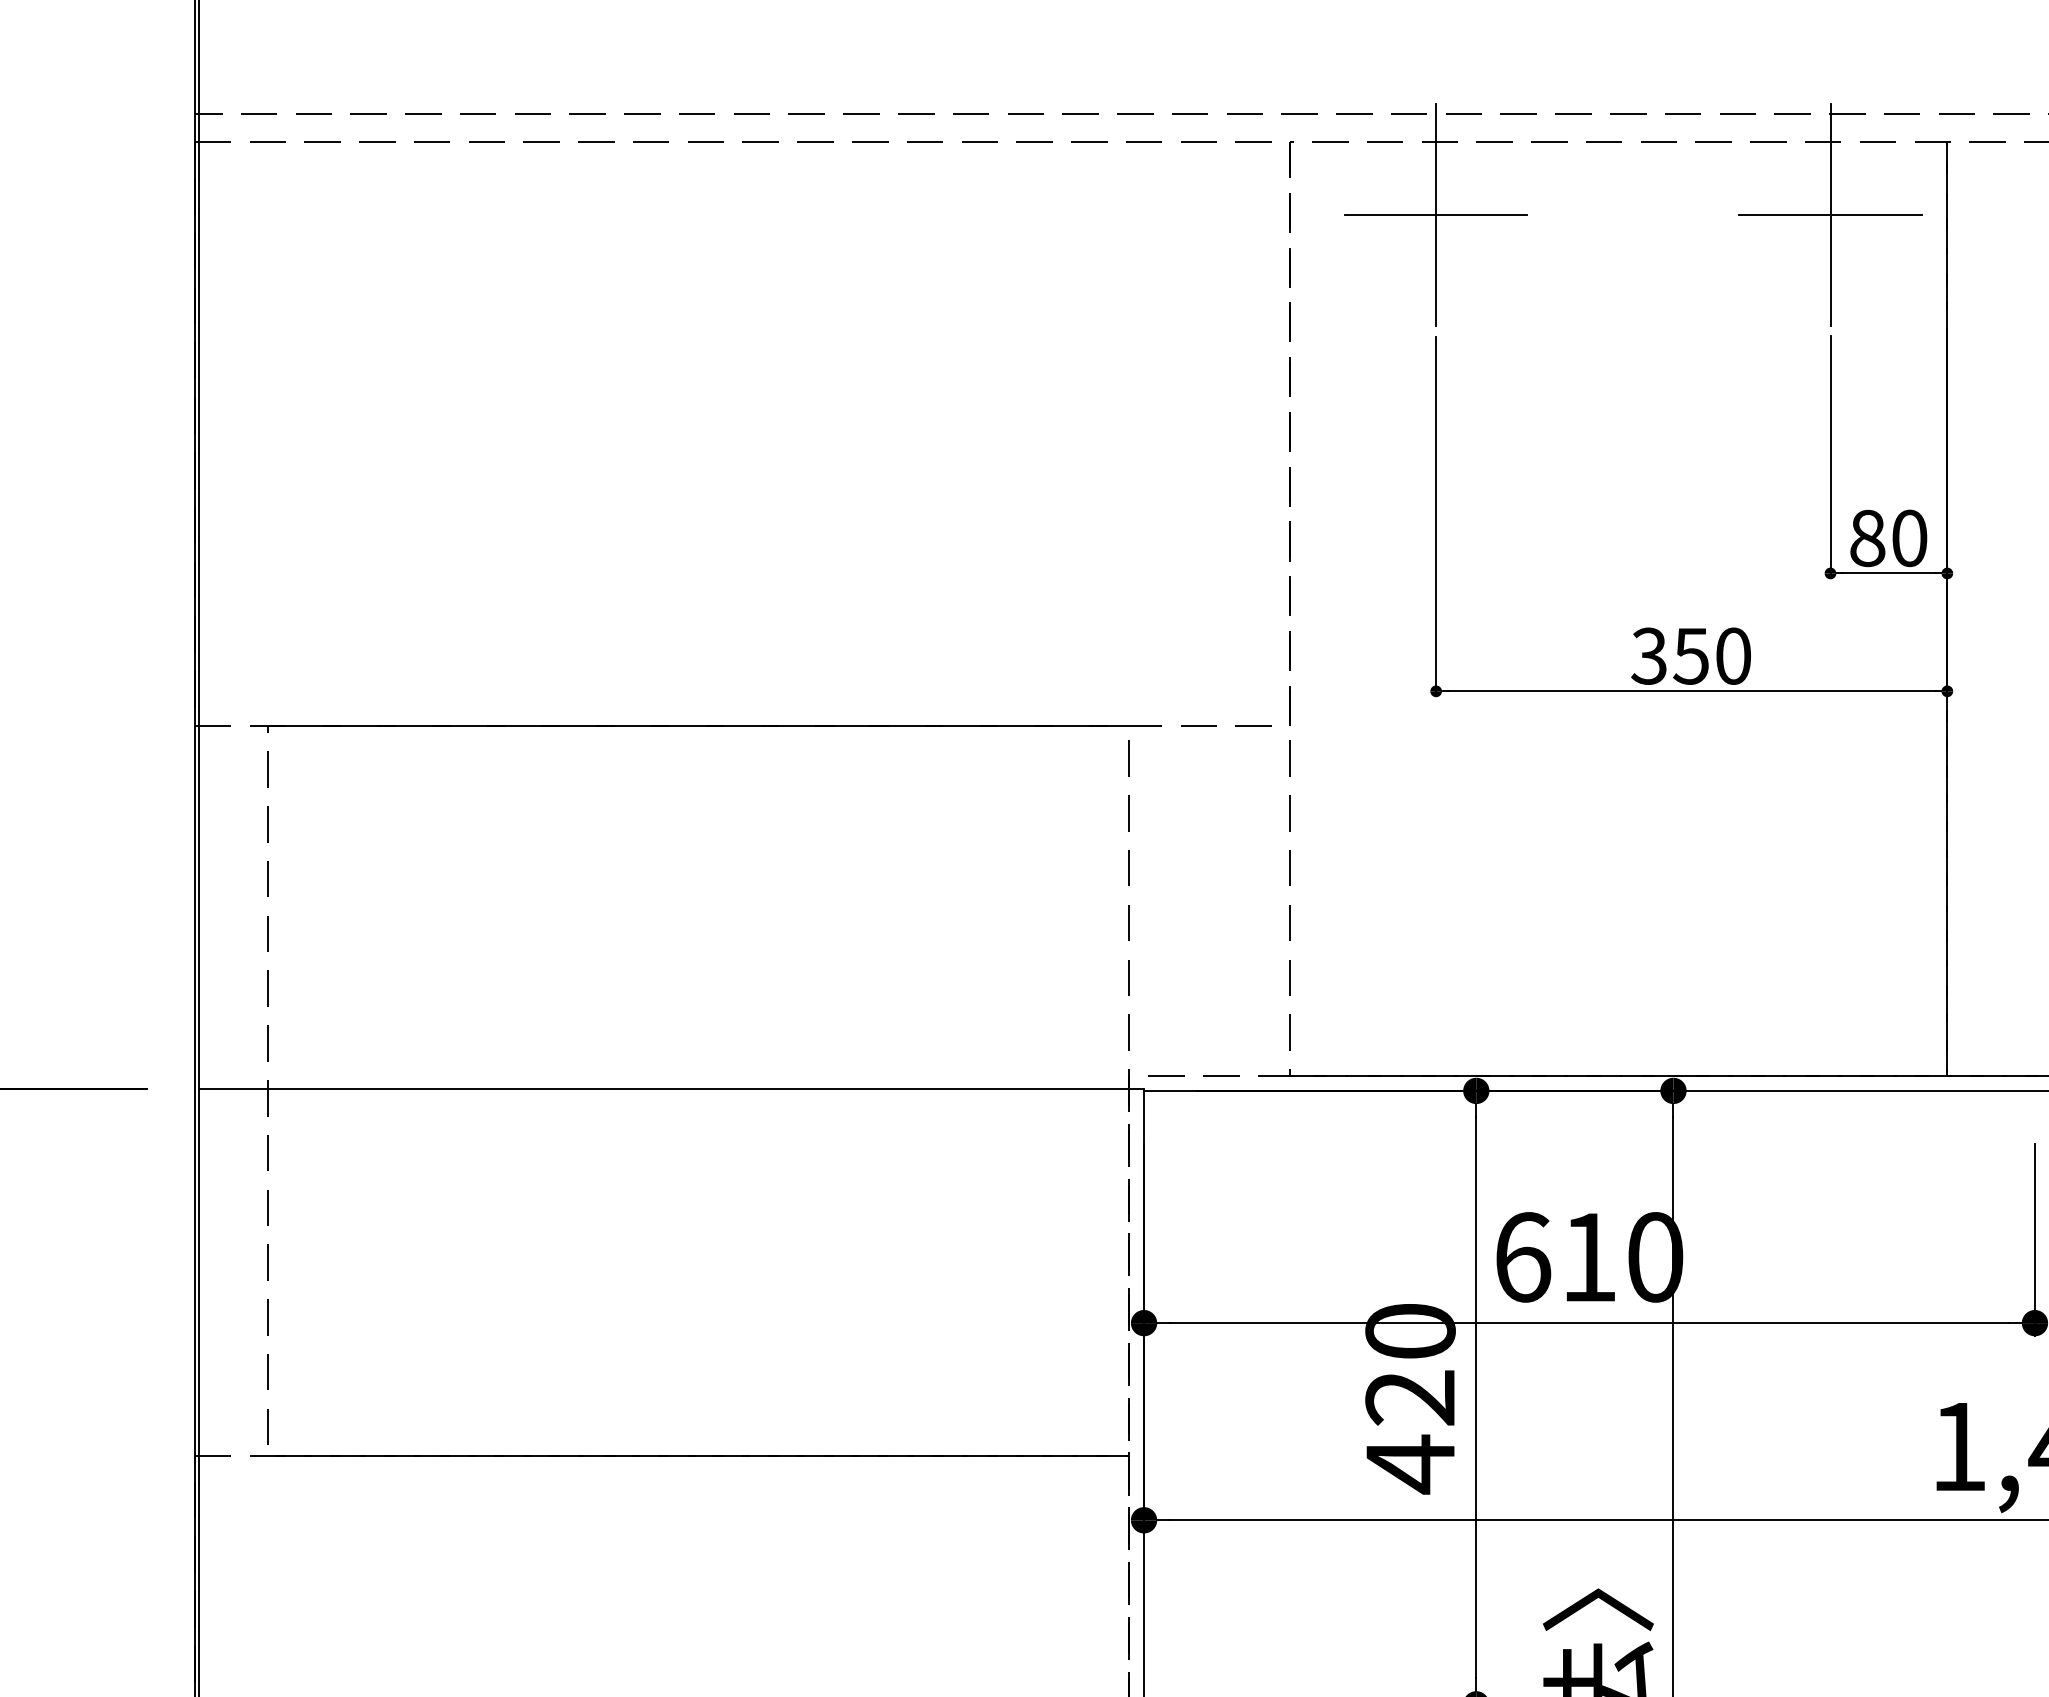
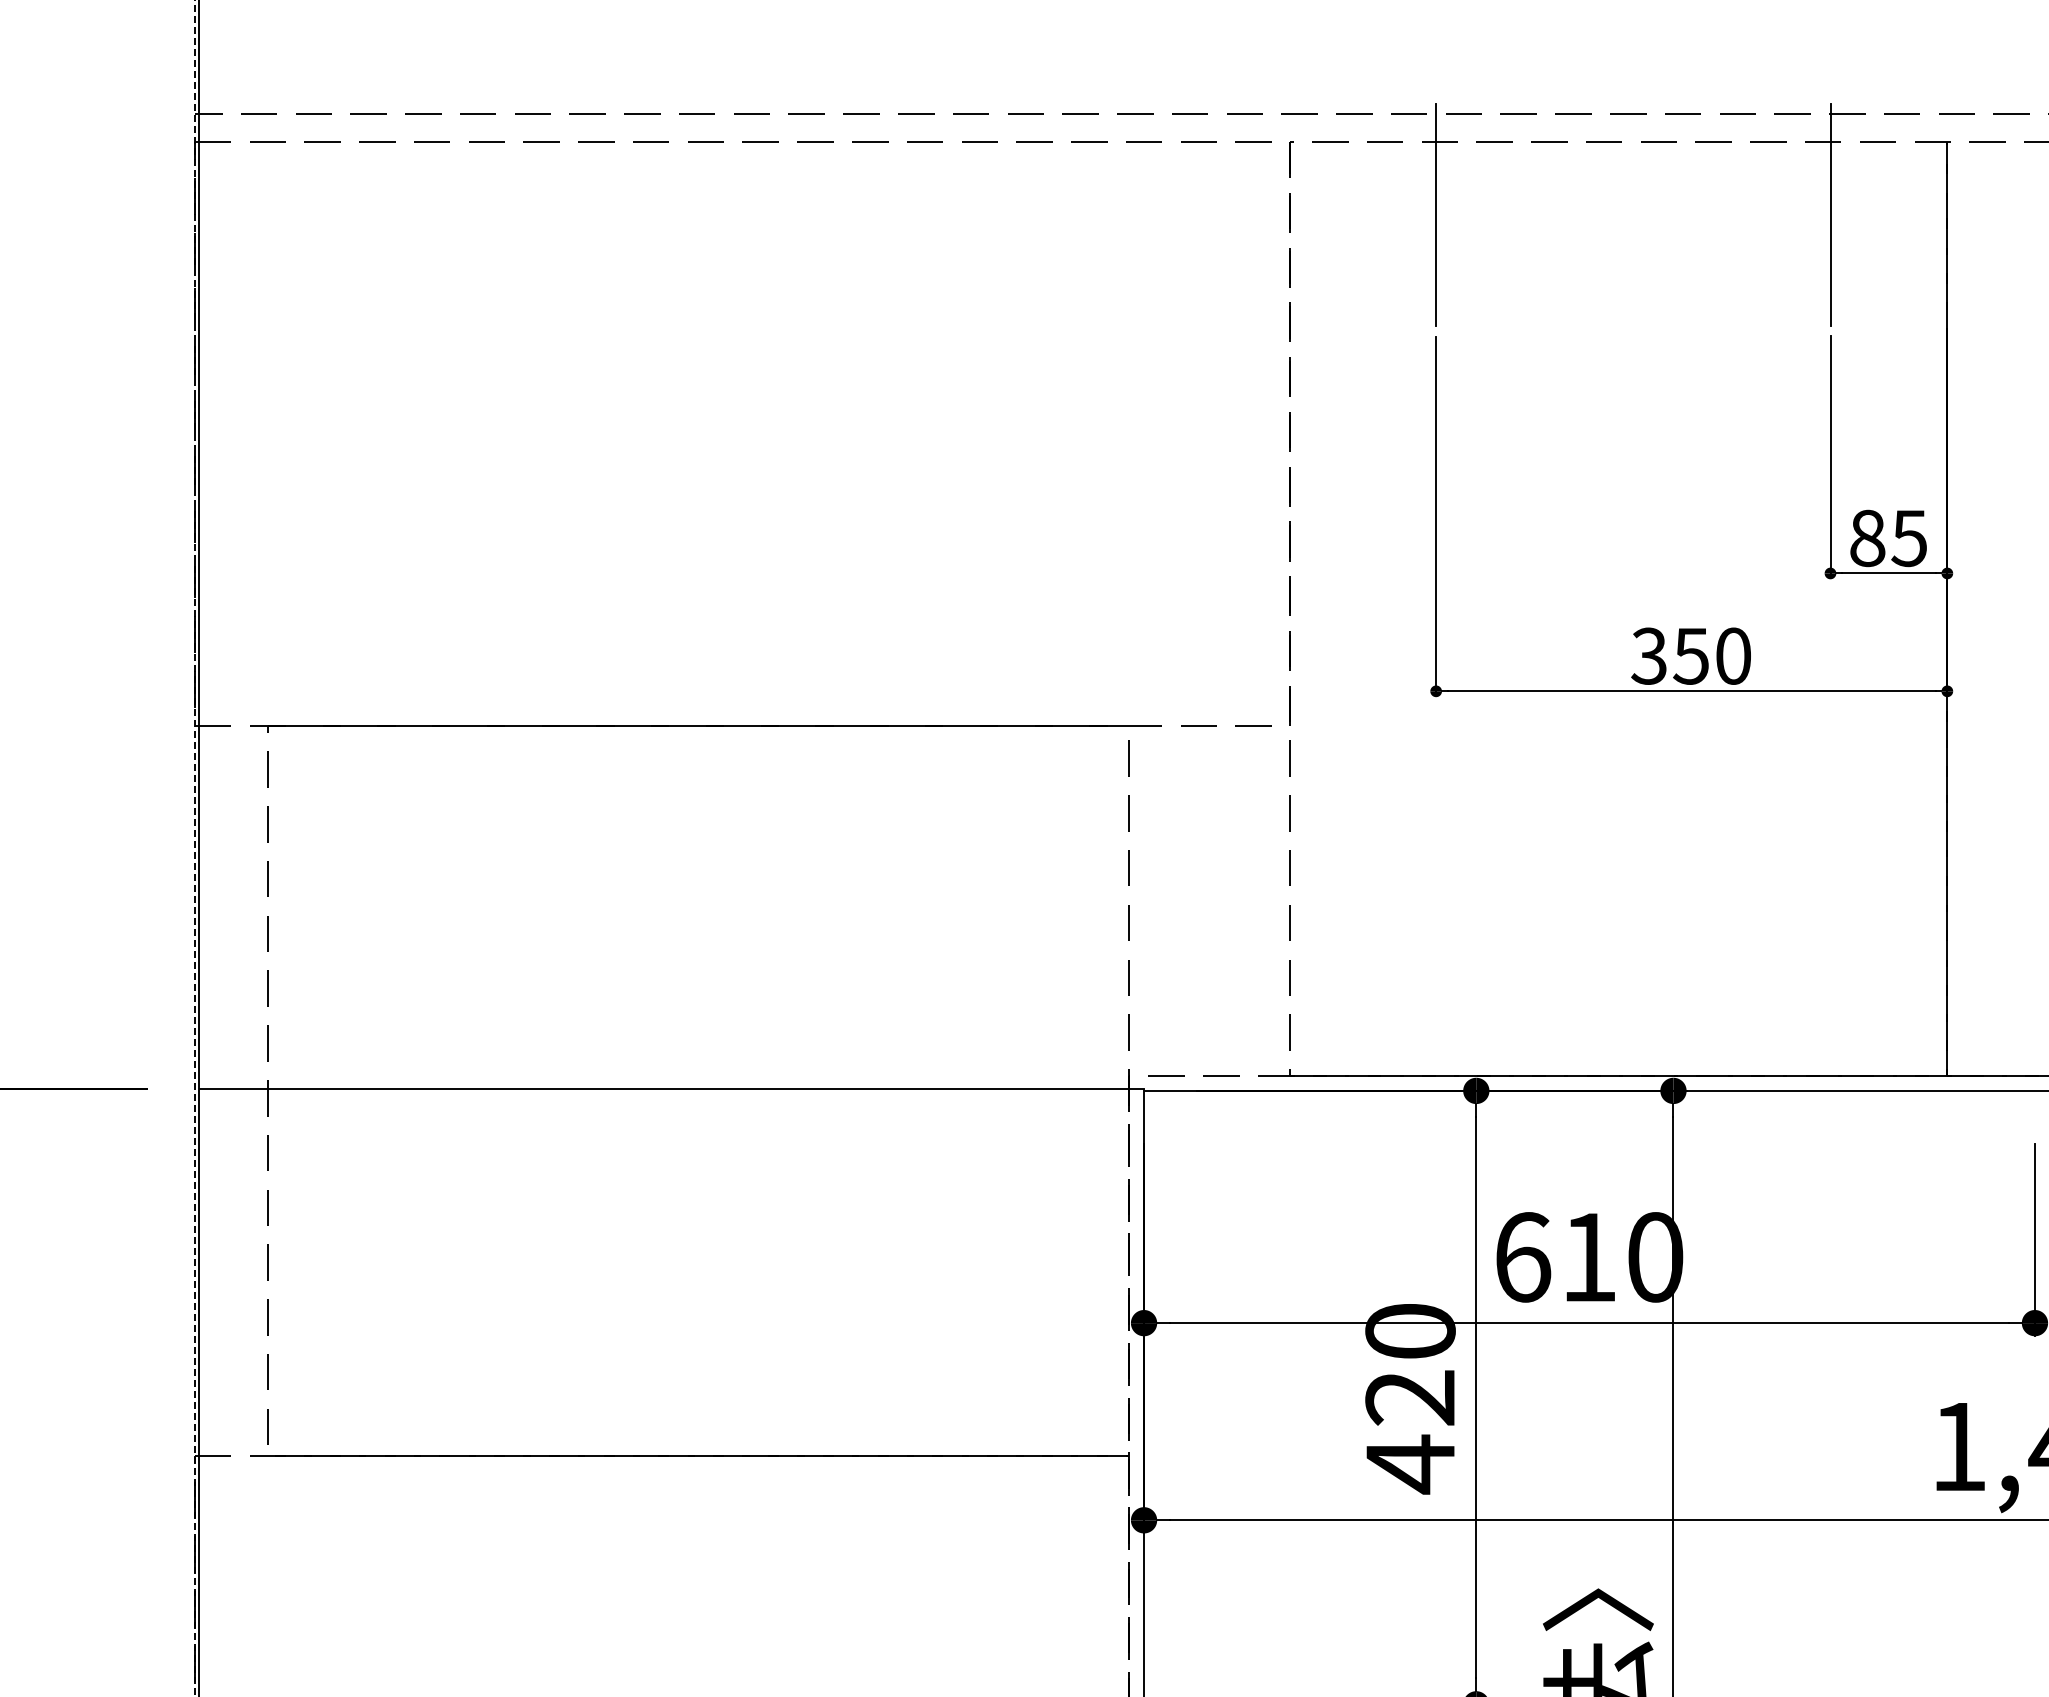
line: present -> none (1436, 214)
line: present -> none (1830, 214)
text: 80 -> 85 (1909, 537)
line: solid -> dashed (194, 848)
